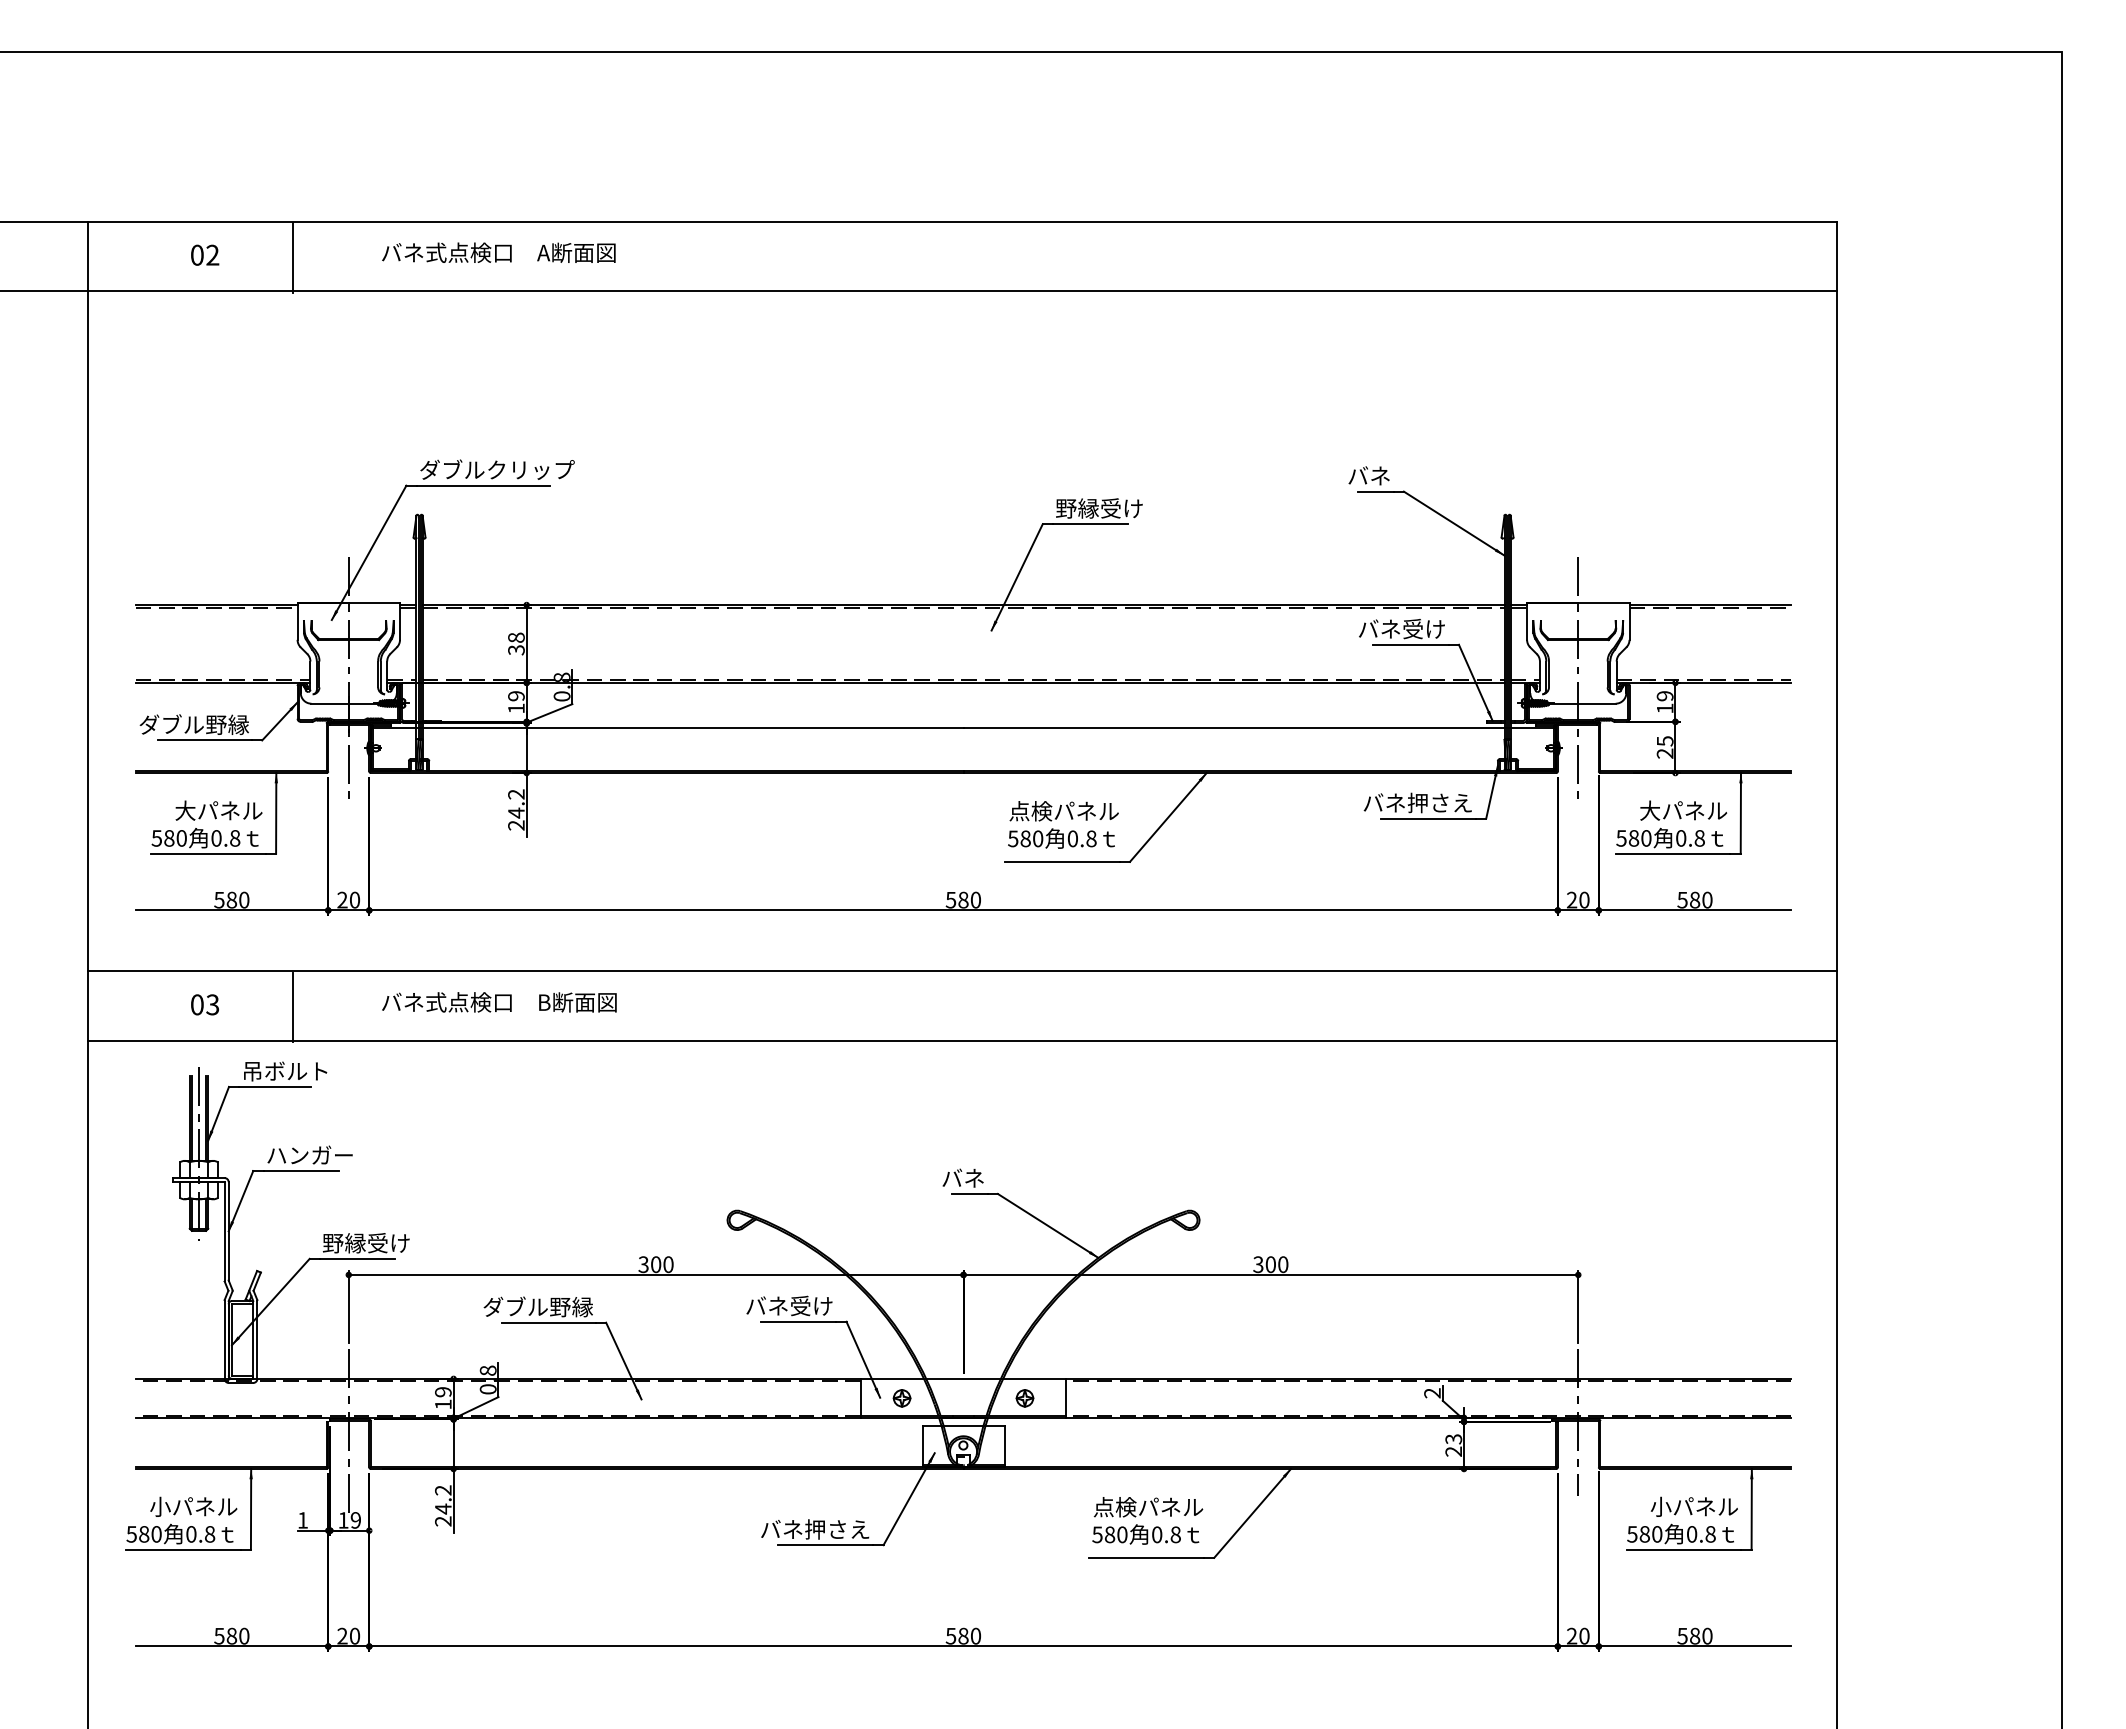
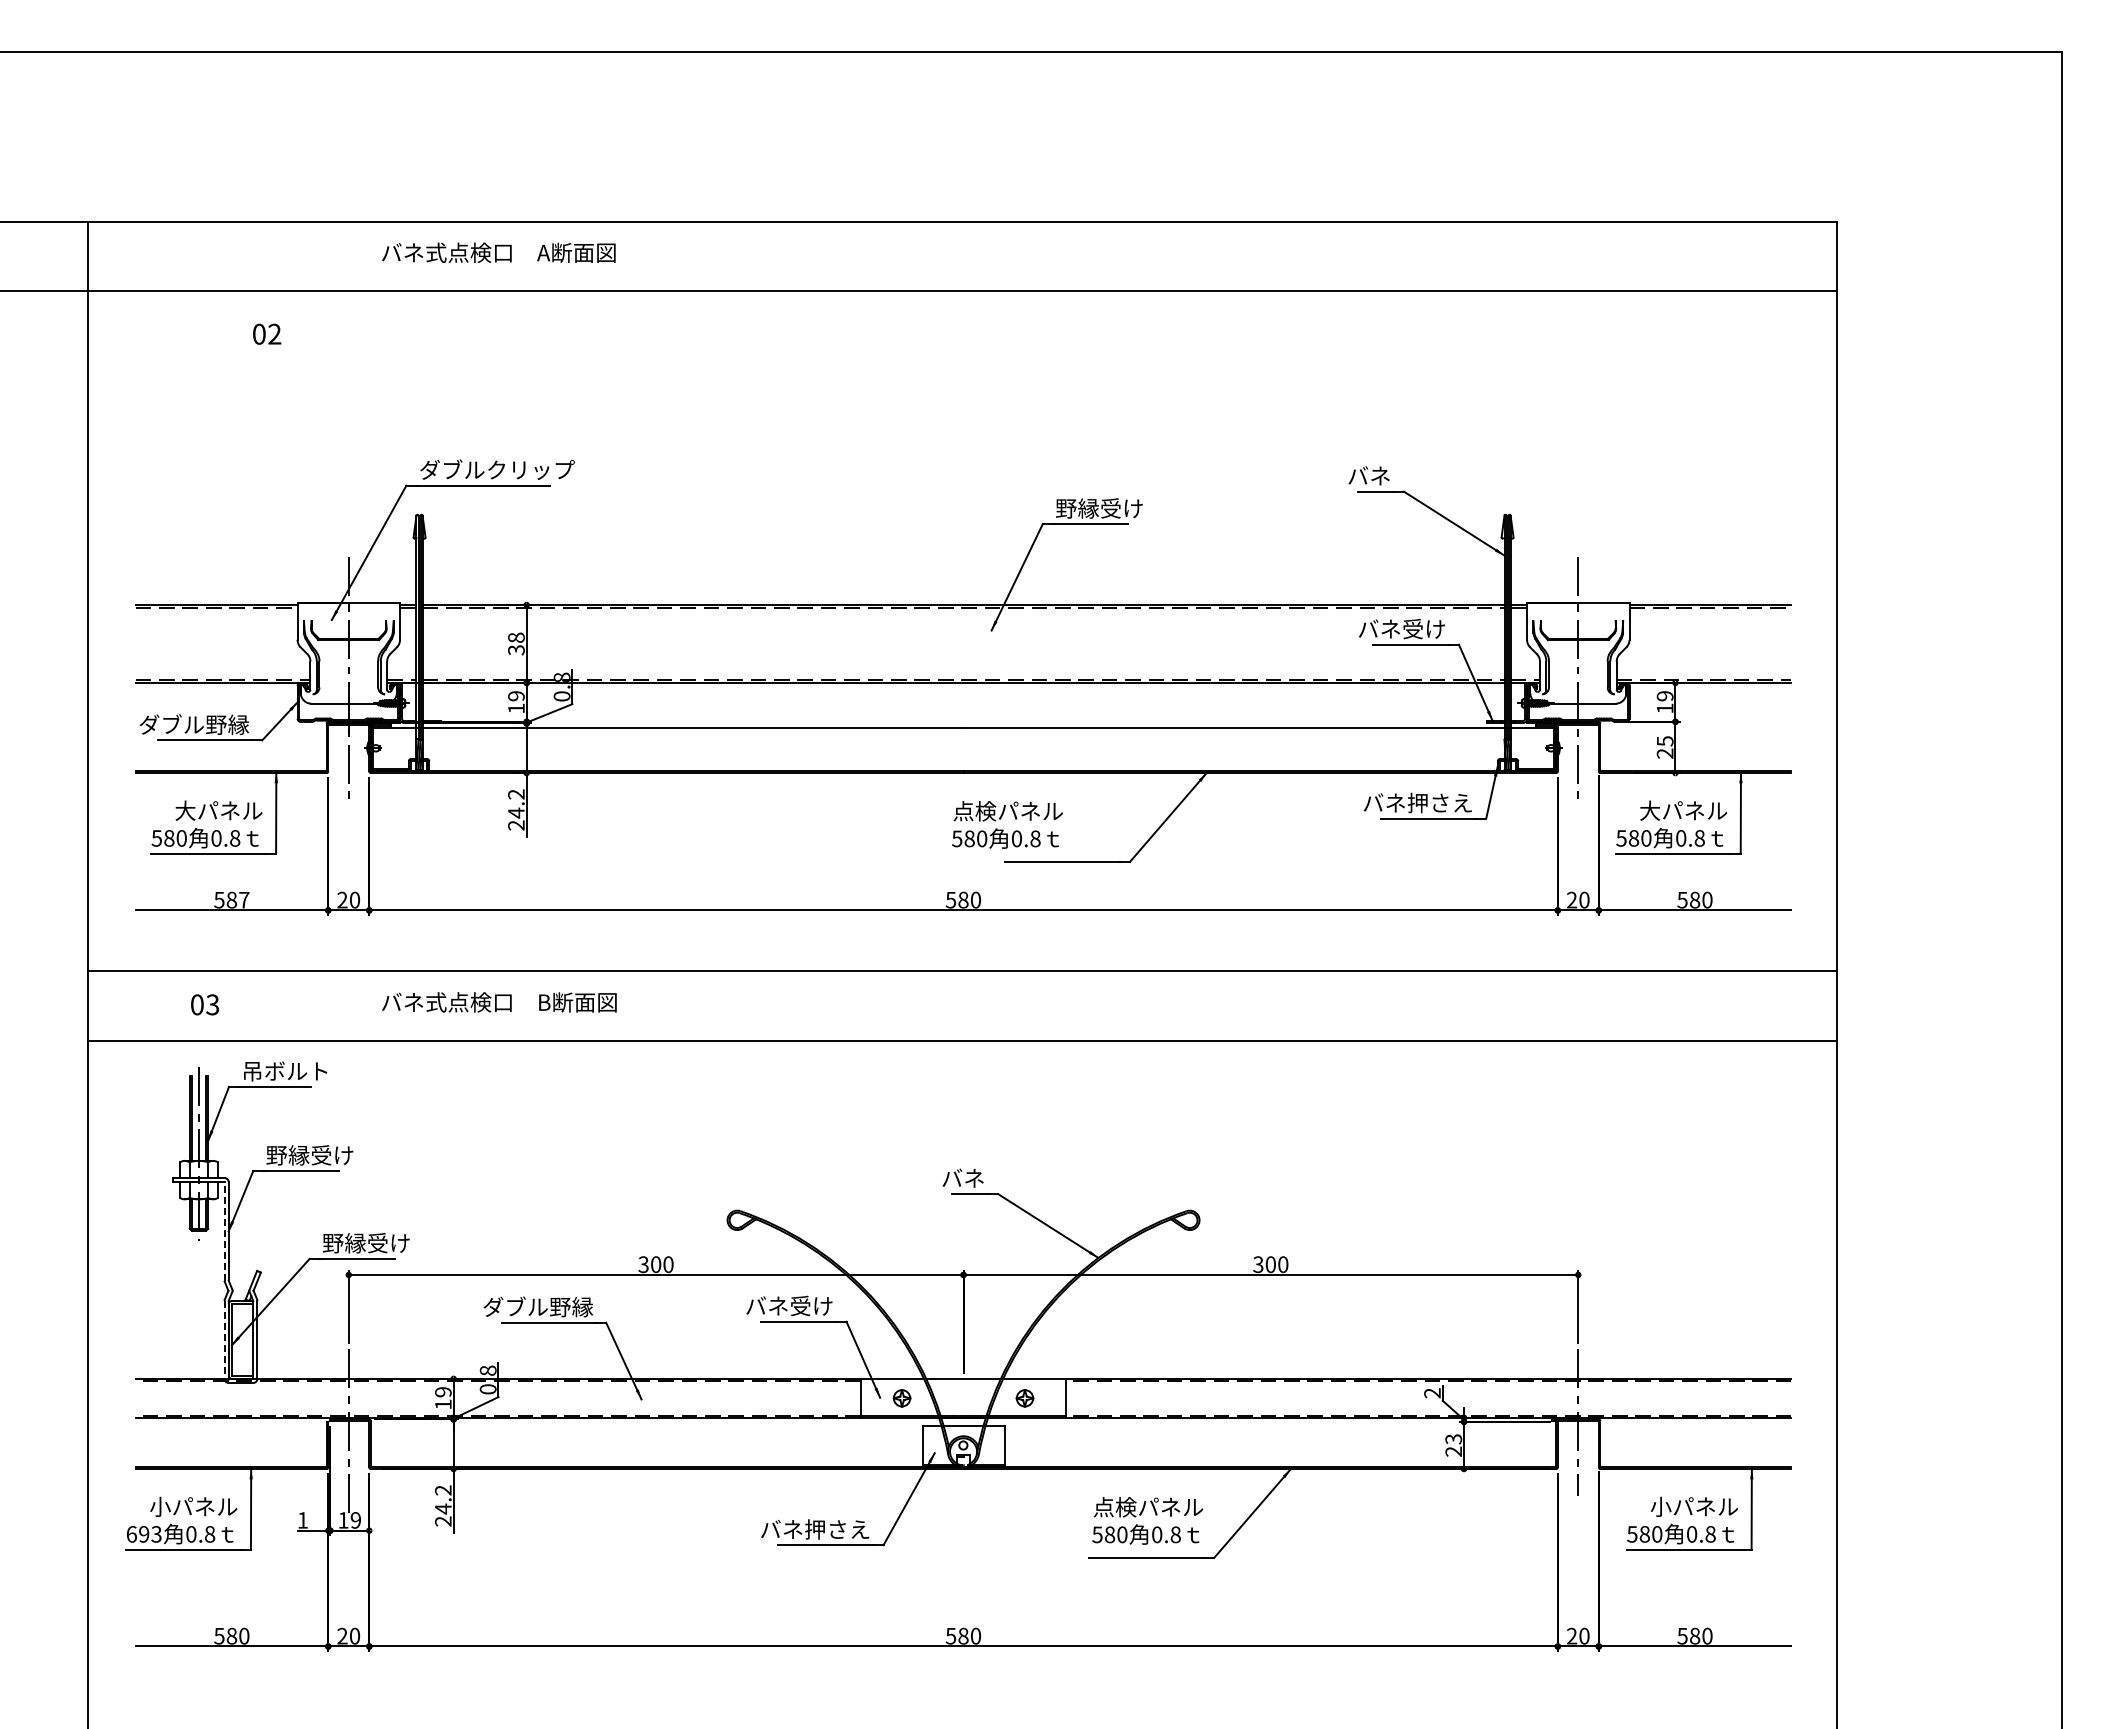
text position: (205, 254) -> (267, 333) (267, 333)
line: present -> none (293, 257)
text position: (1063, 824) -> (1007, 824) (1007, 824)
text: 580 -> 587 (244, 899)
line: present -> none (293, 1007)
text: ハンガー -> 野縁受け (309, 1155)
line: solid -> dashed (224, 1231)
line: solid -> dashed (224, 1340)
text: 580 -> 693 (143, 1534)
